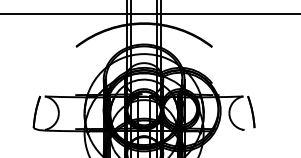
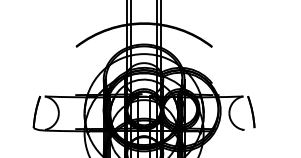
line: present -> none (149, 14)
